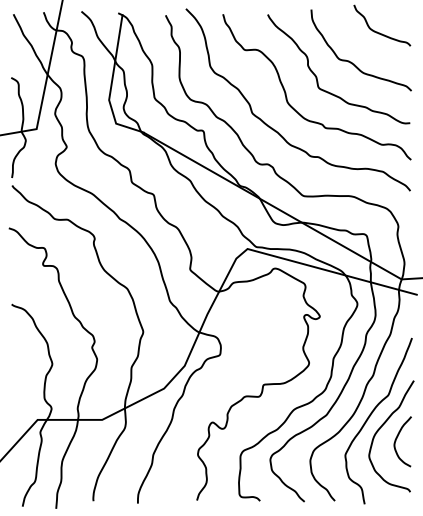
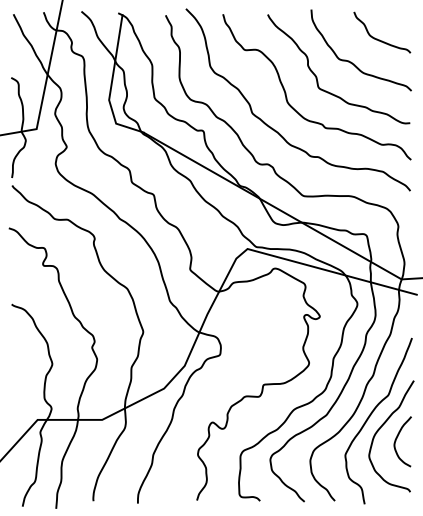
curve position: (379, 32) -> (379, 39) (379, 39)
